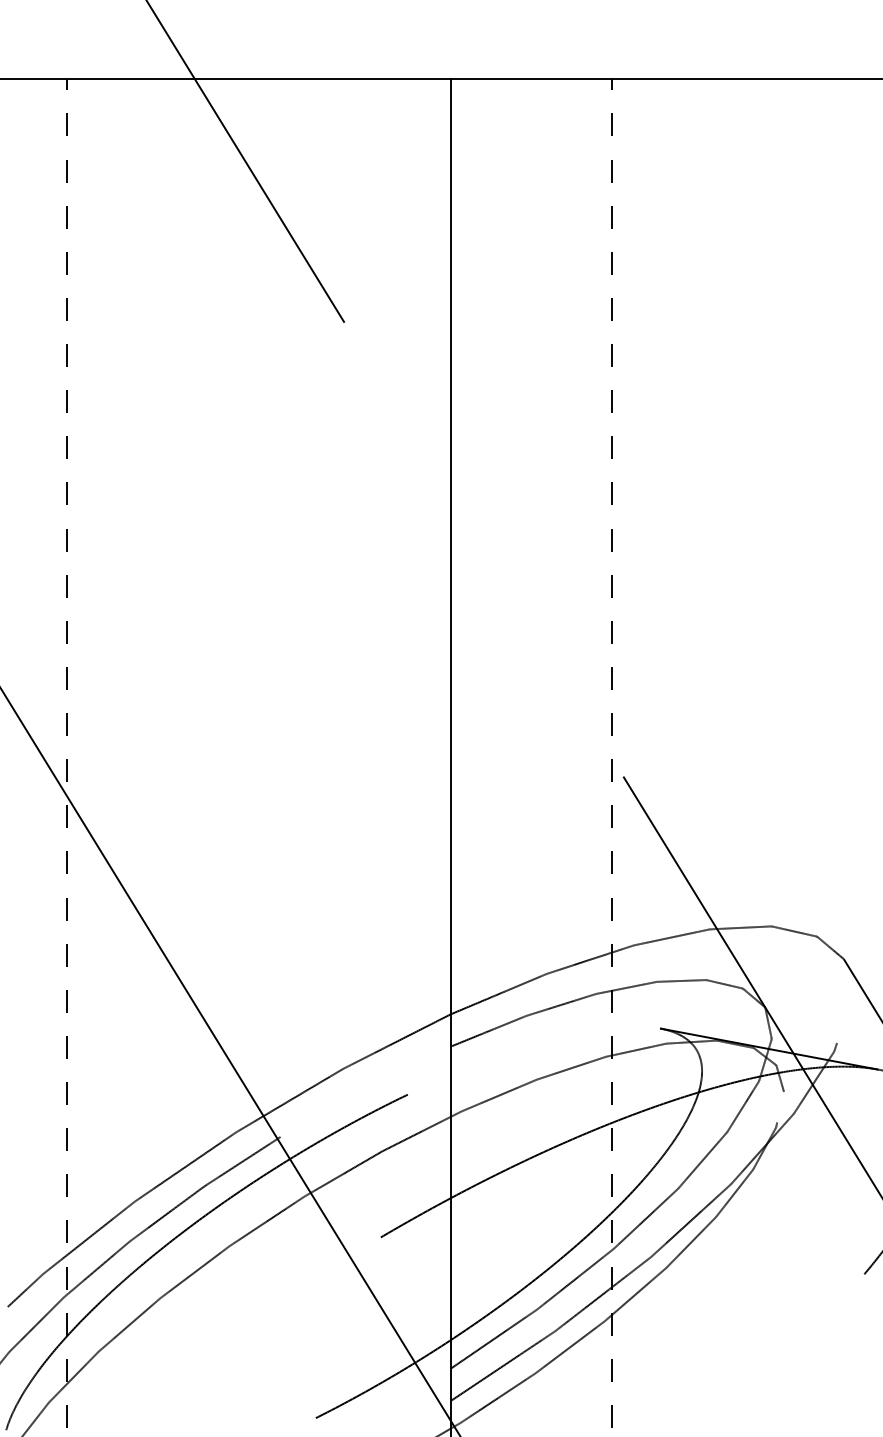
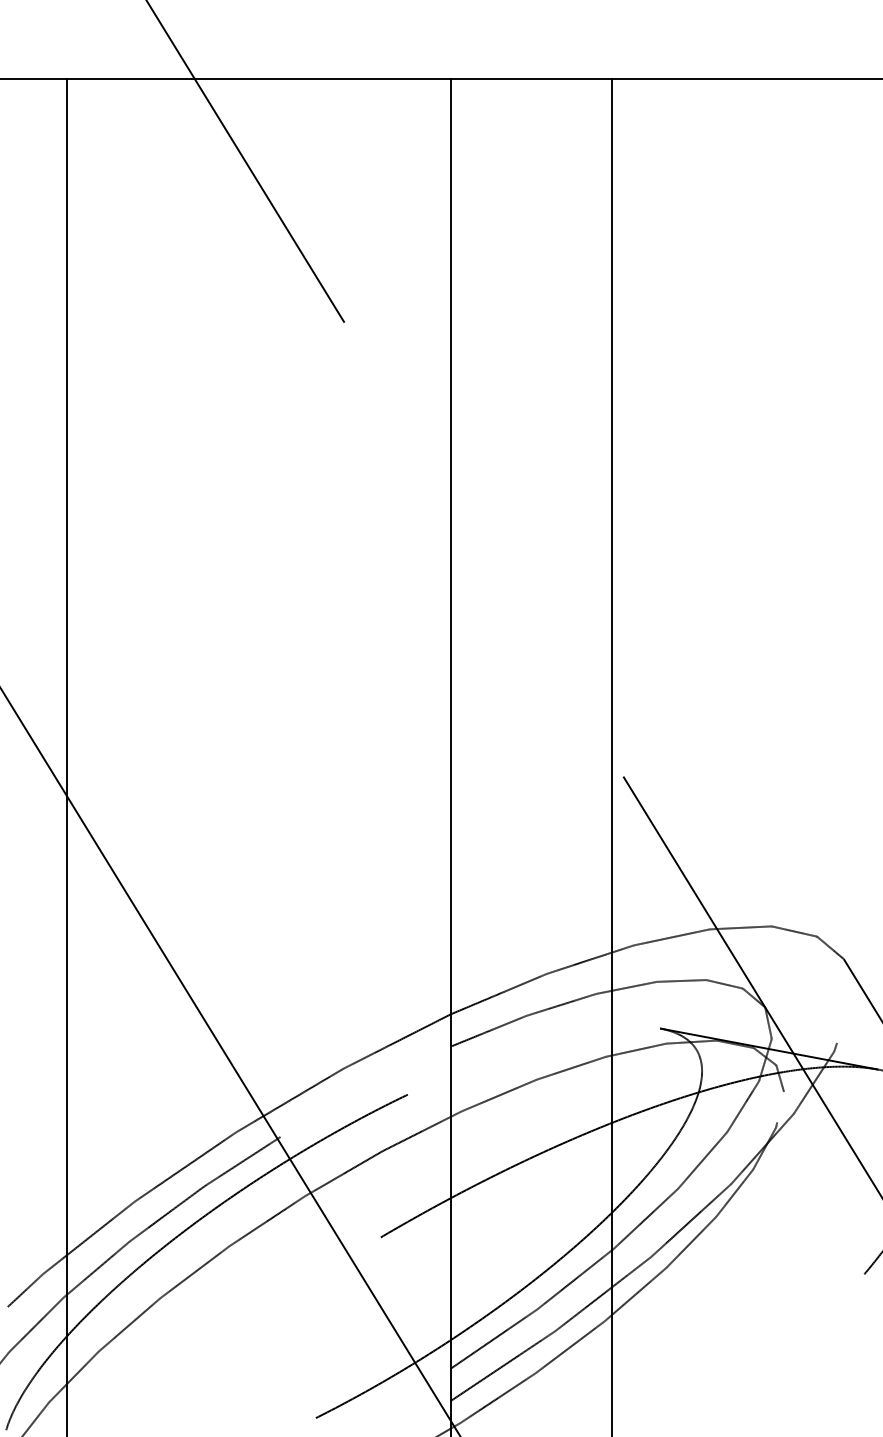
line: dashed -> solid (67, 757)
line: dashed -> solid (612, 757)
